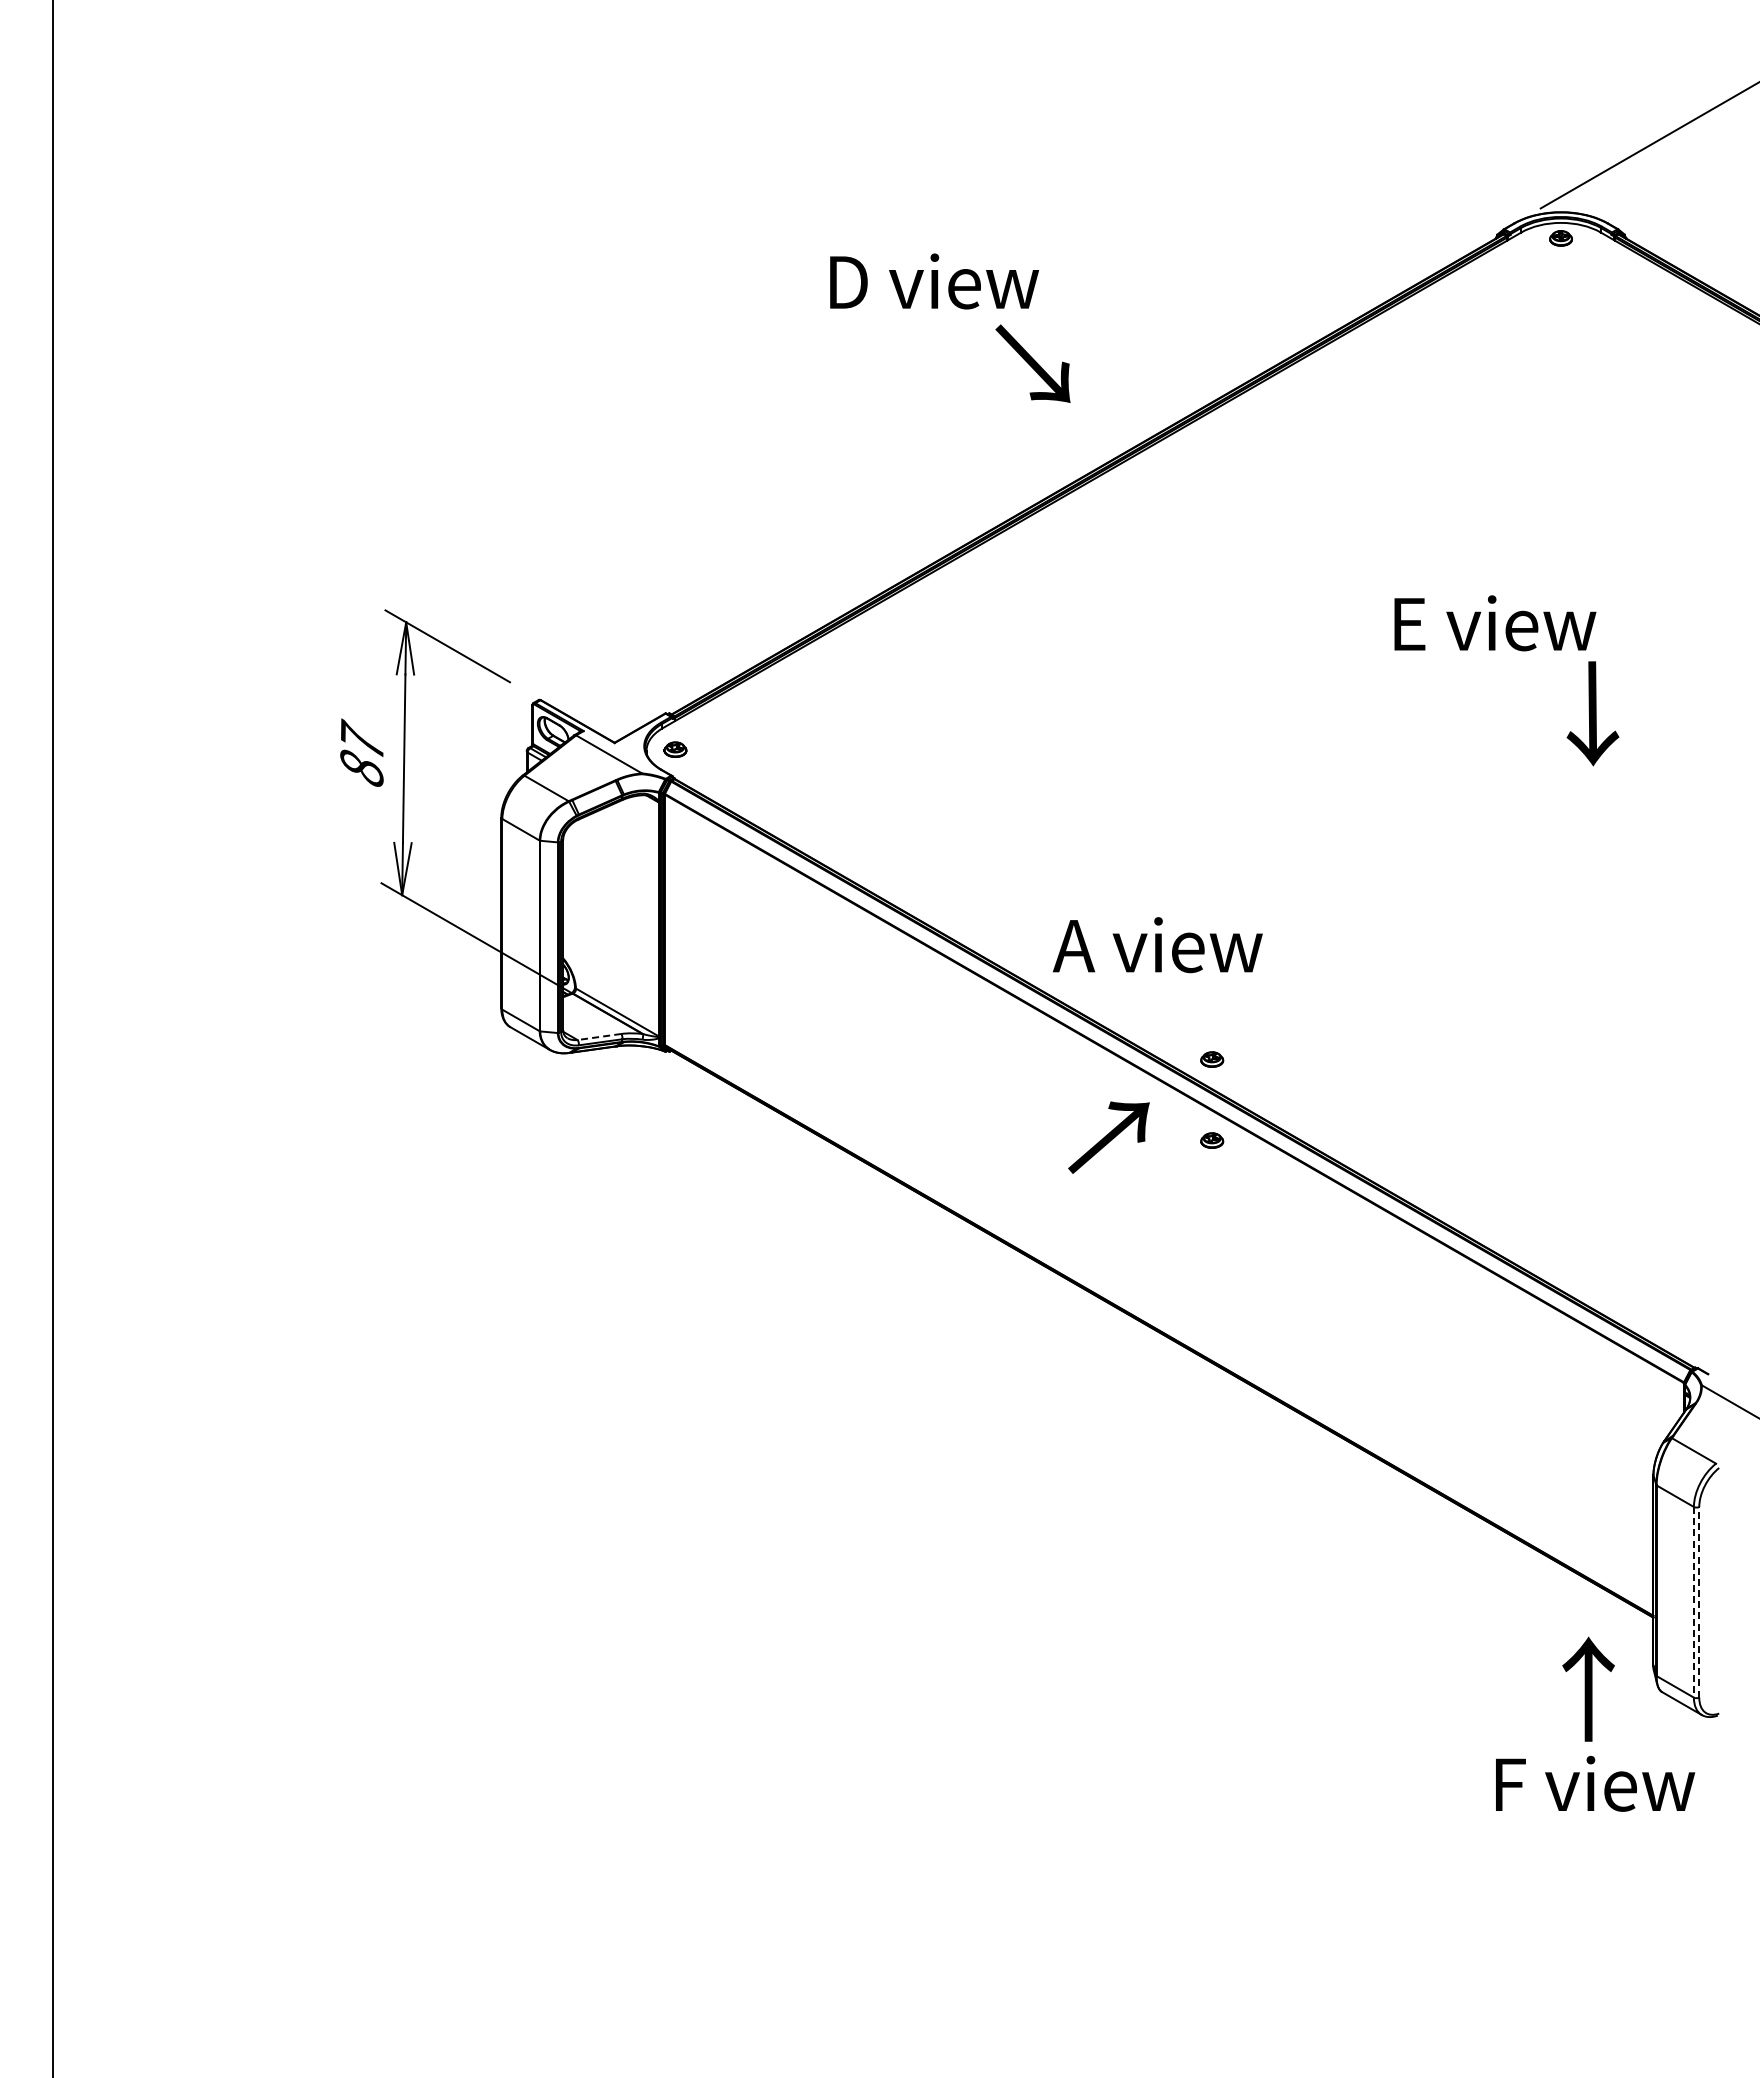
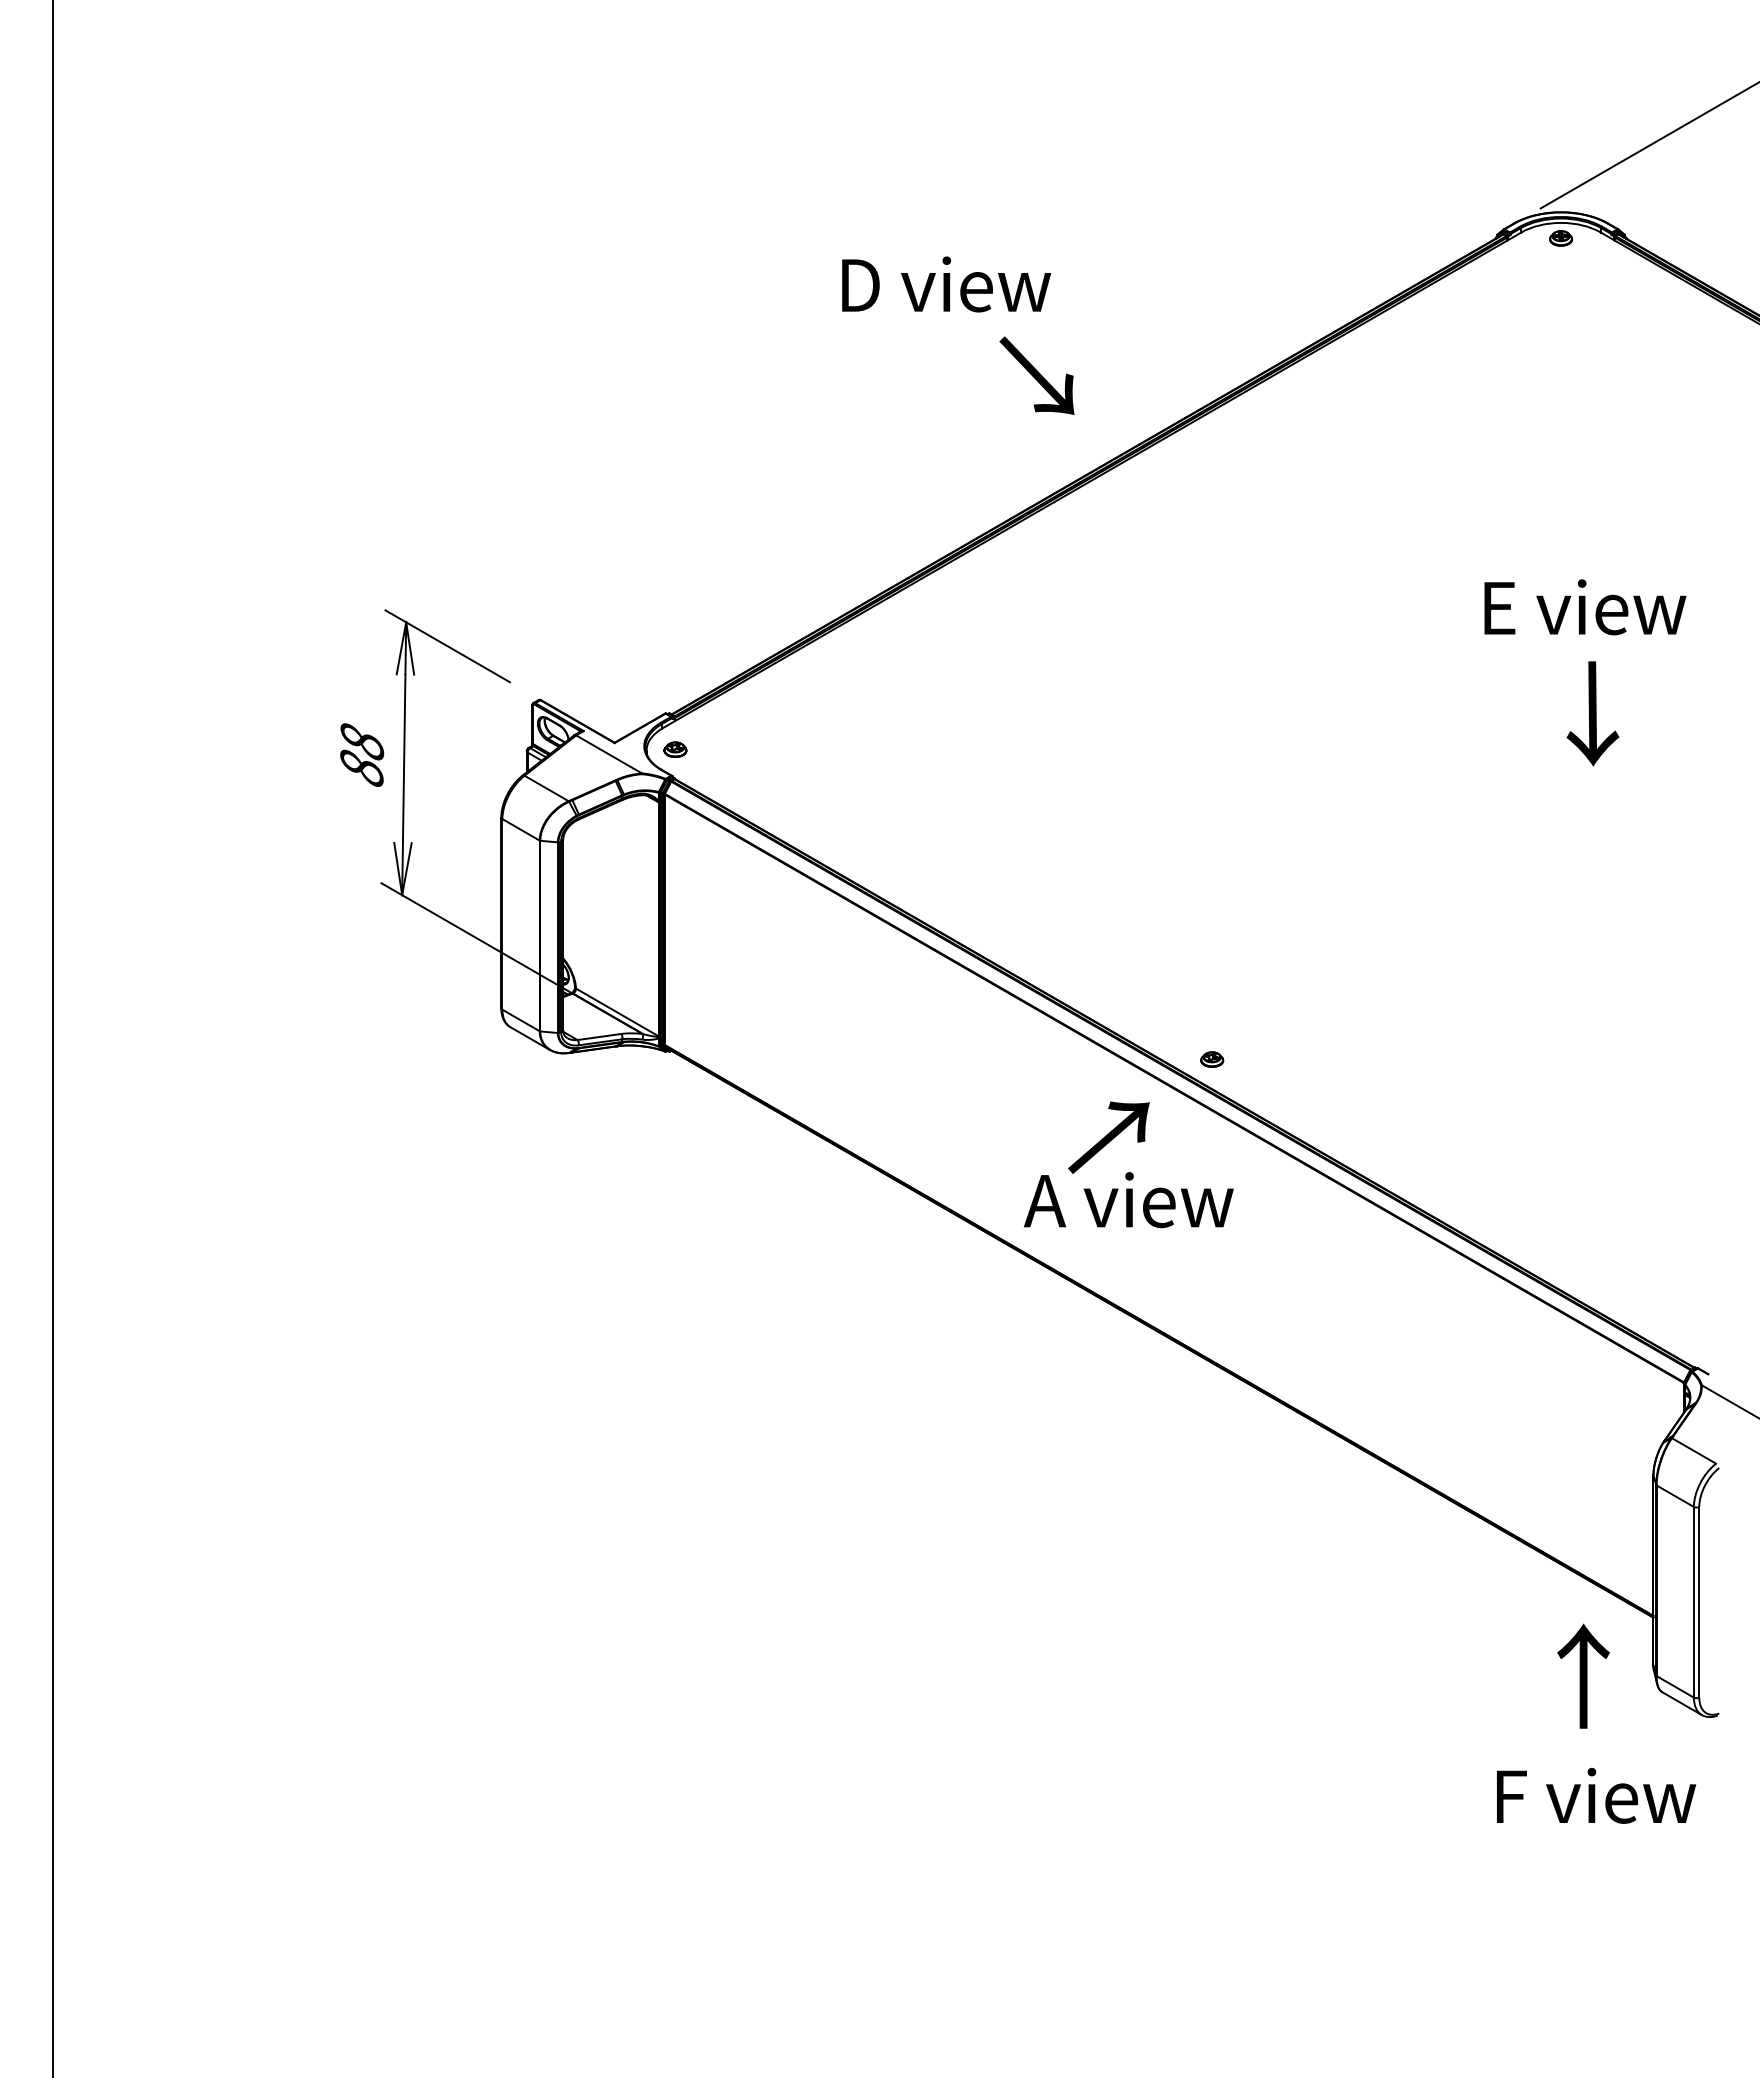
text position: (934, 281) -> (946, 284) (946, 284)
text position: (1032, 363) -> (1036, 375) (1036, 375)
text position: (1495, 623) -> (1585, 607) (1585, 607)
text: 87 -> 88 (362, 739)
text position: (1157, 945) -> (1128, 1200) (1128, 1200)
line: dashed -> solid (598, 1037)
part: present -> none (1212, 1140)
line: dashed -> solid (1699, 1601)
line: dashed -> solid (1693, 1602)
text position: (1588, 1688) -> (1583, 1675) (1583, 1675)
text position: (1595, 1783) -> (1596, 1795) (1596, 1795)
